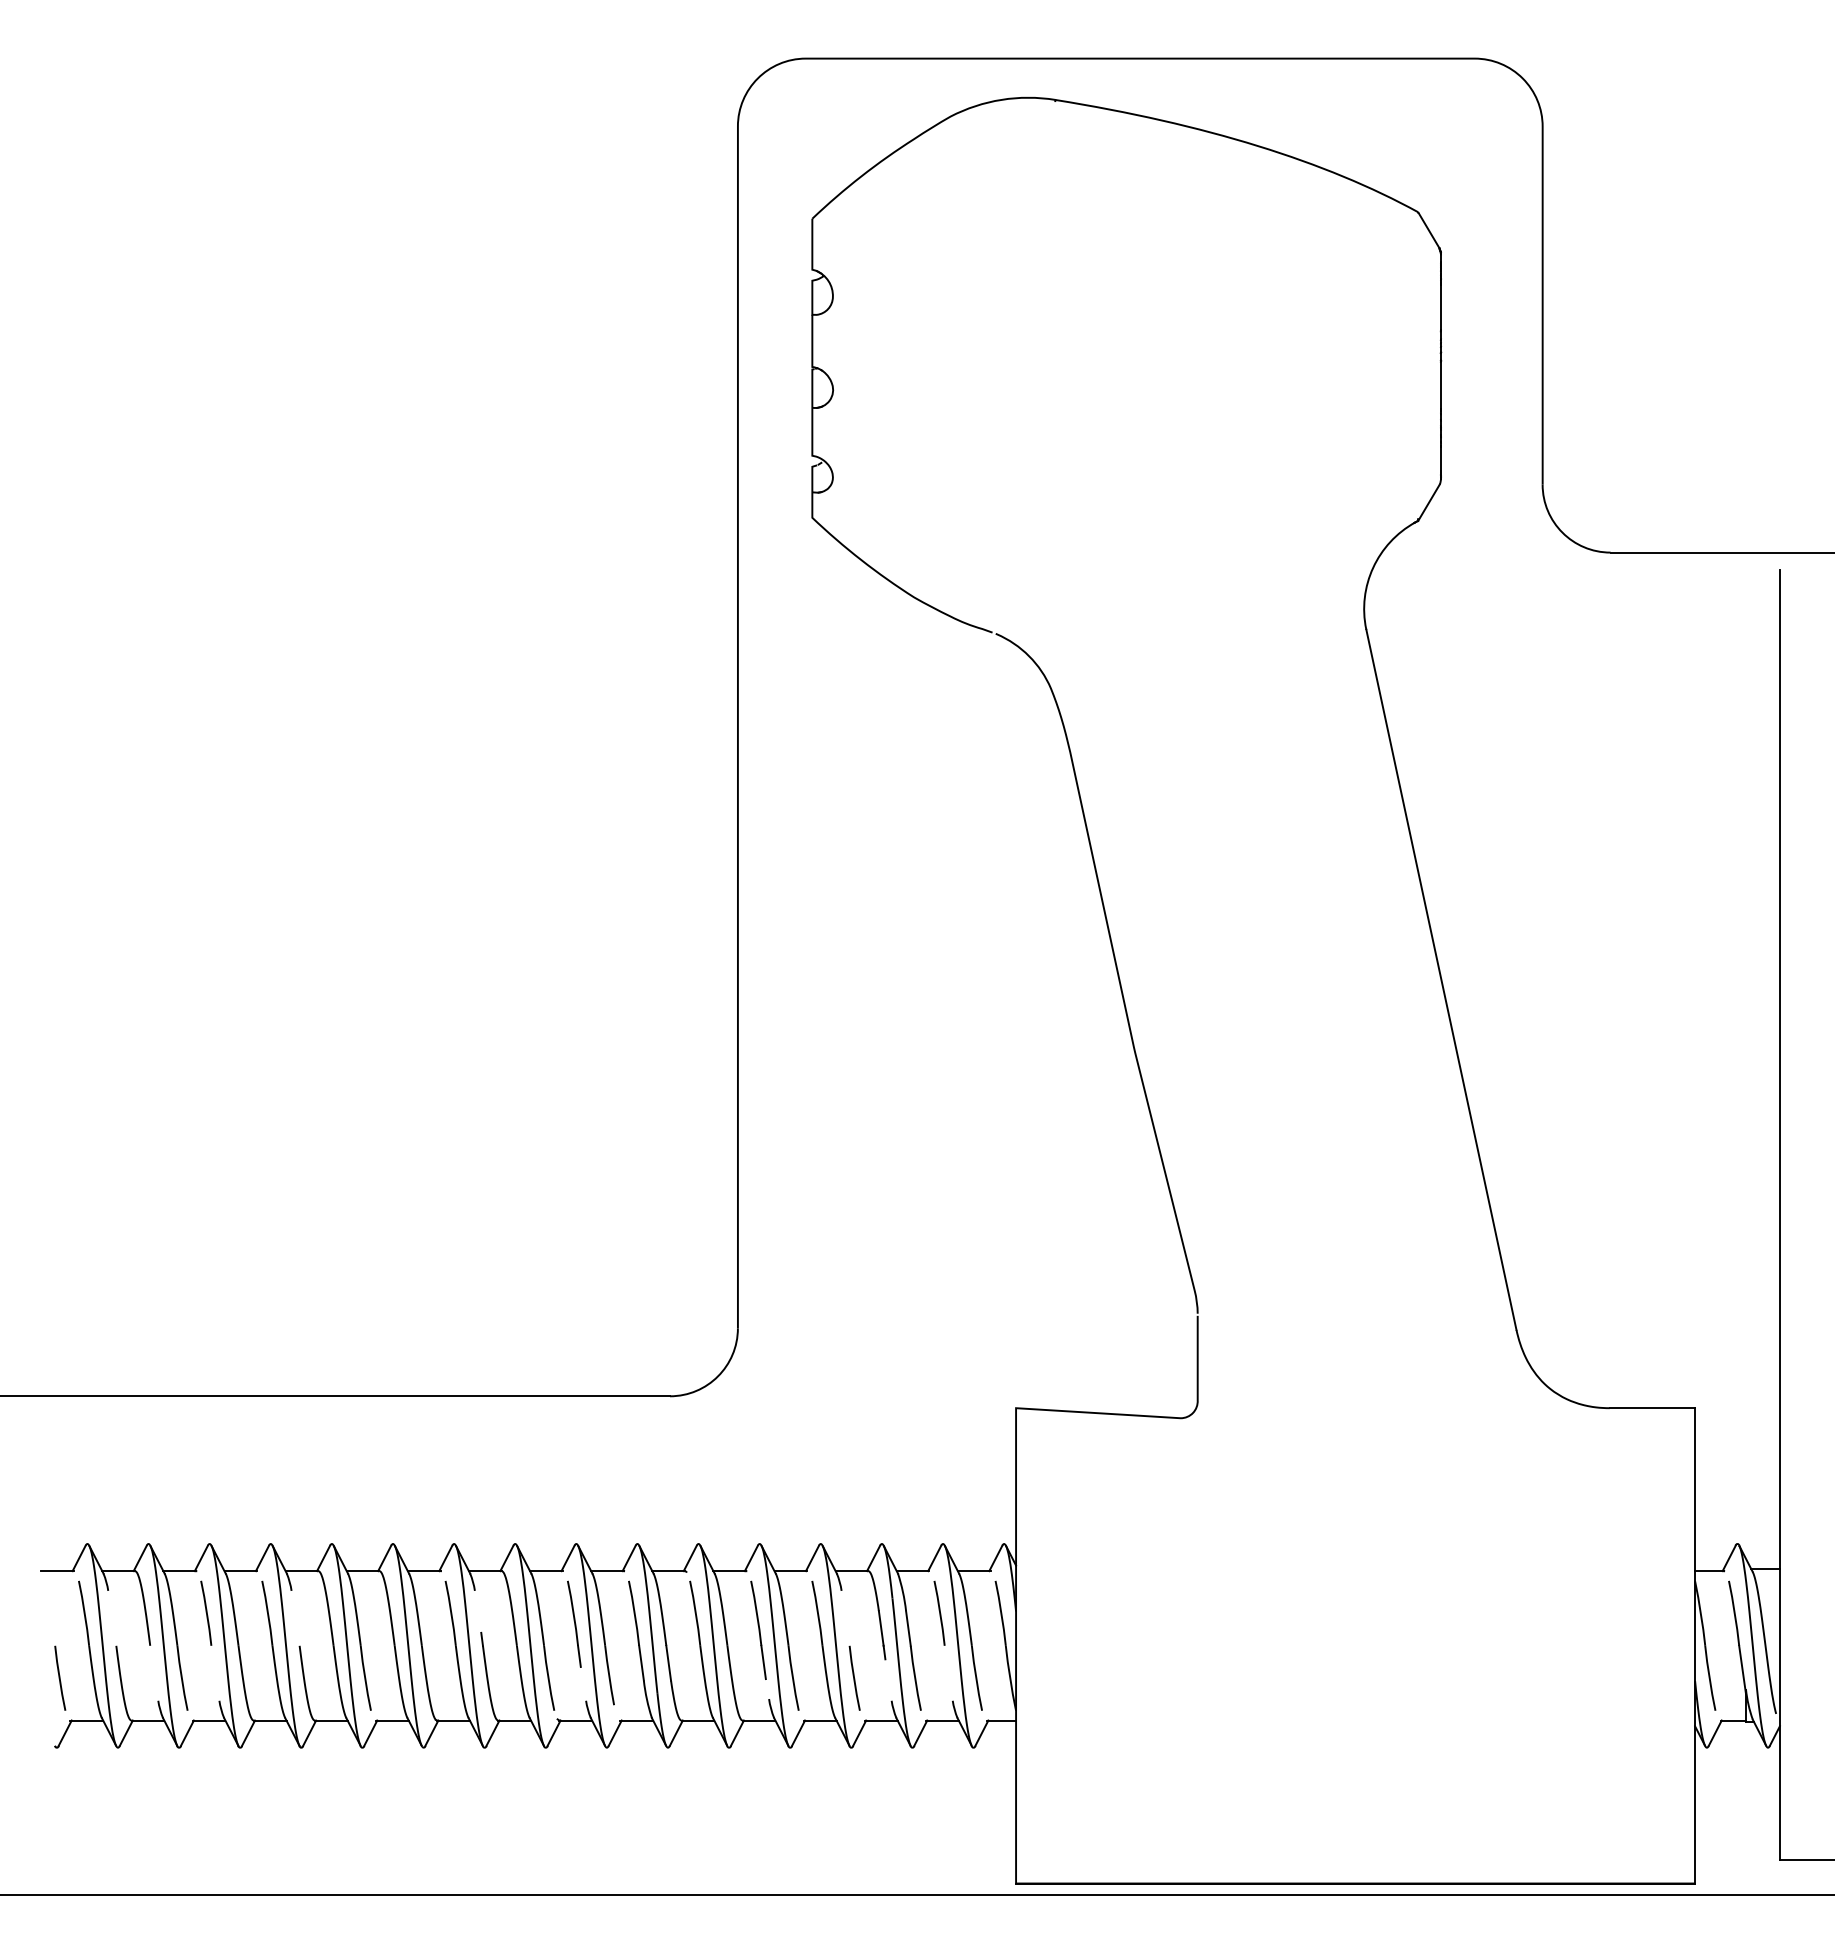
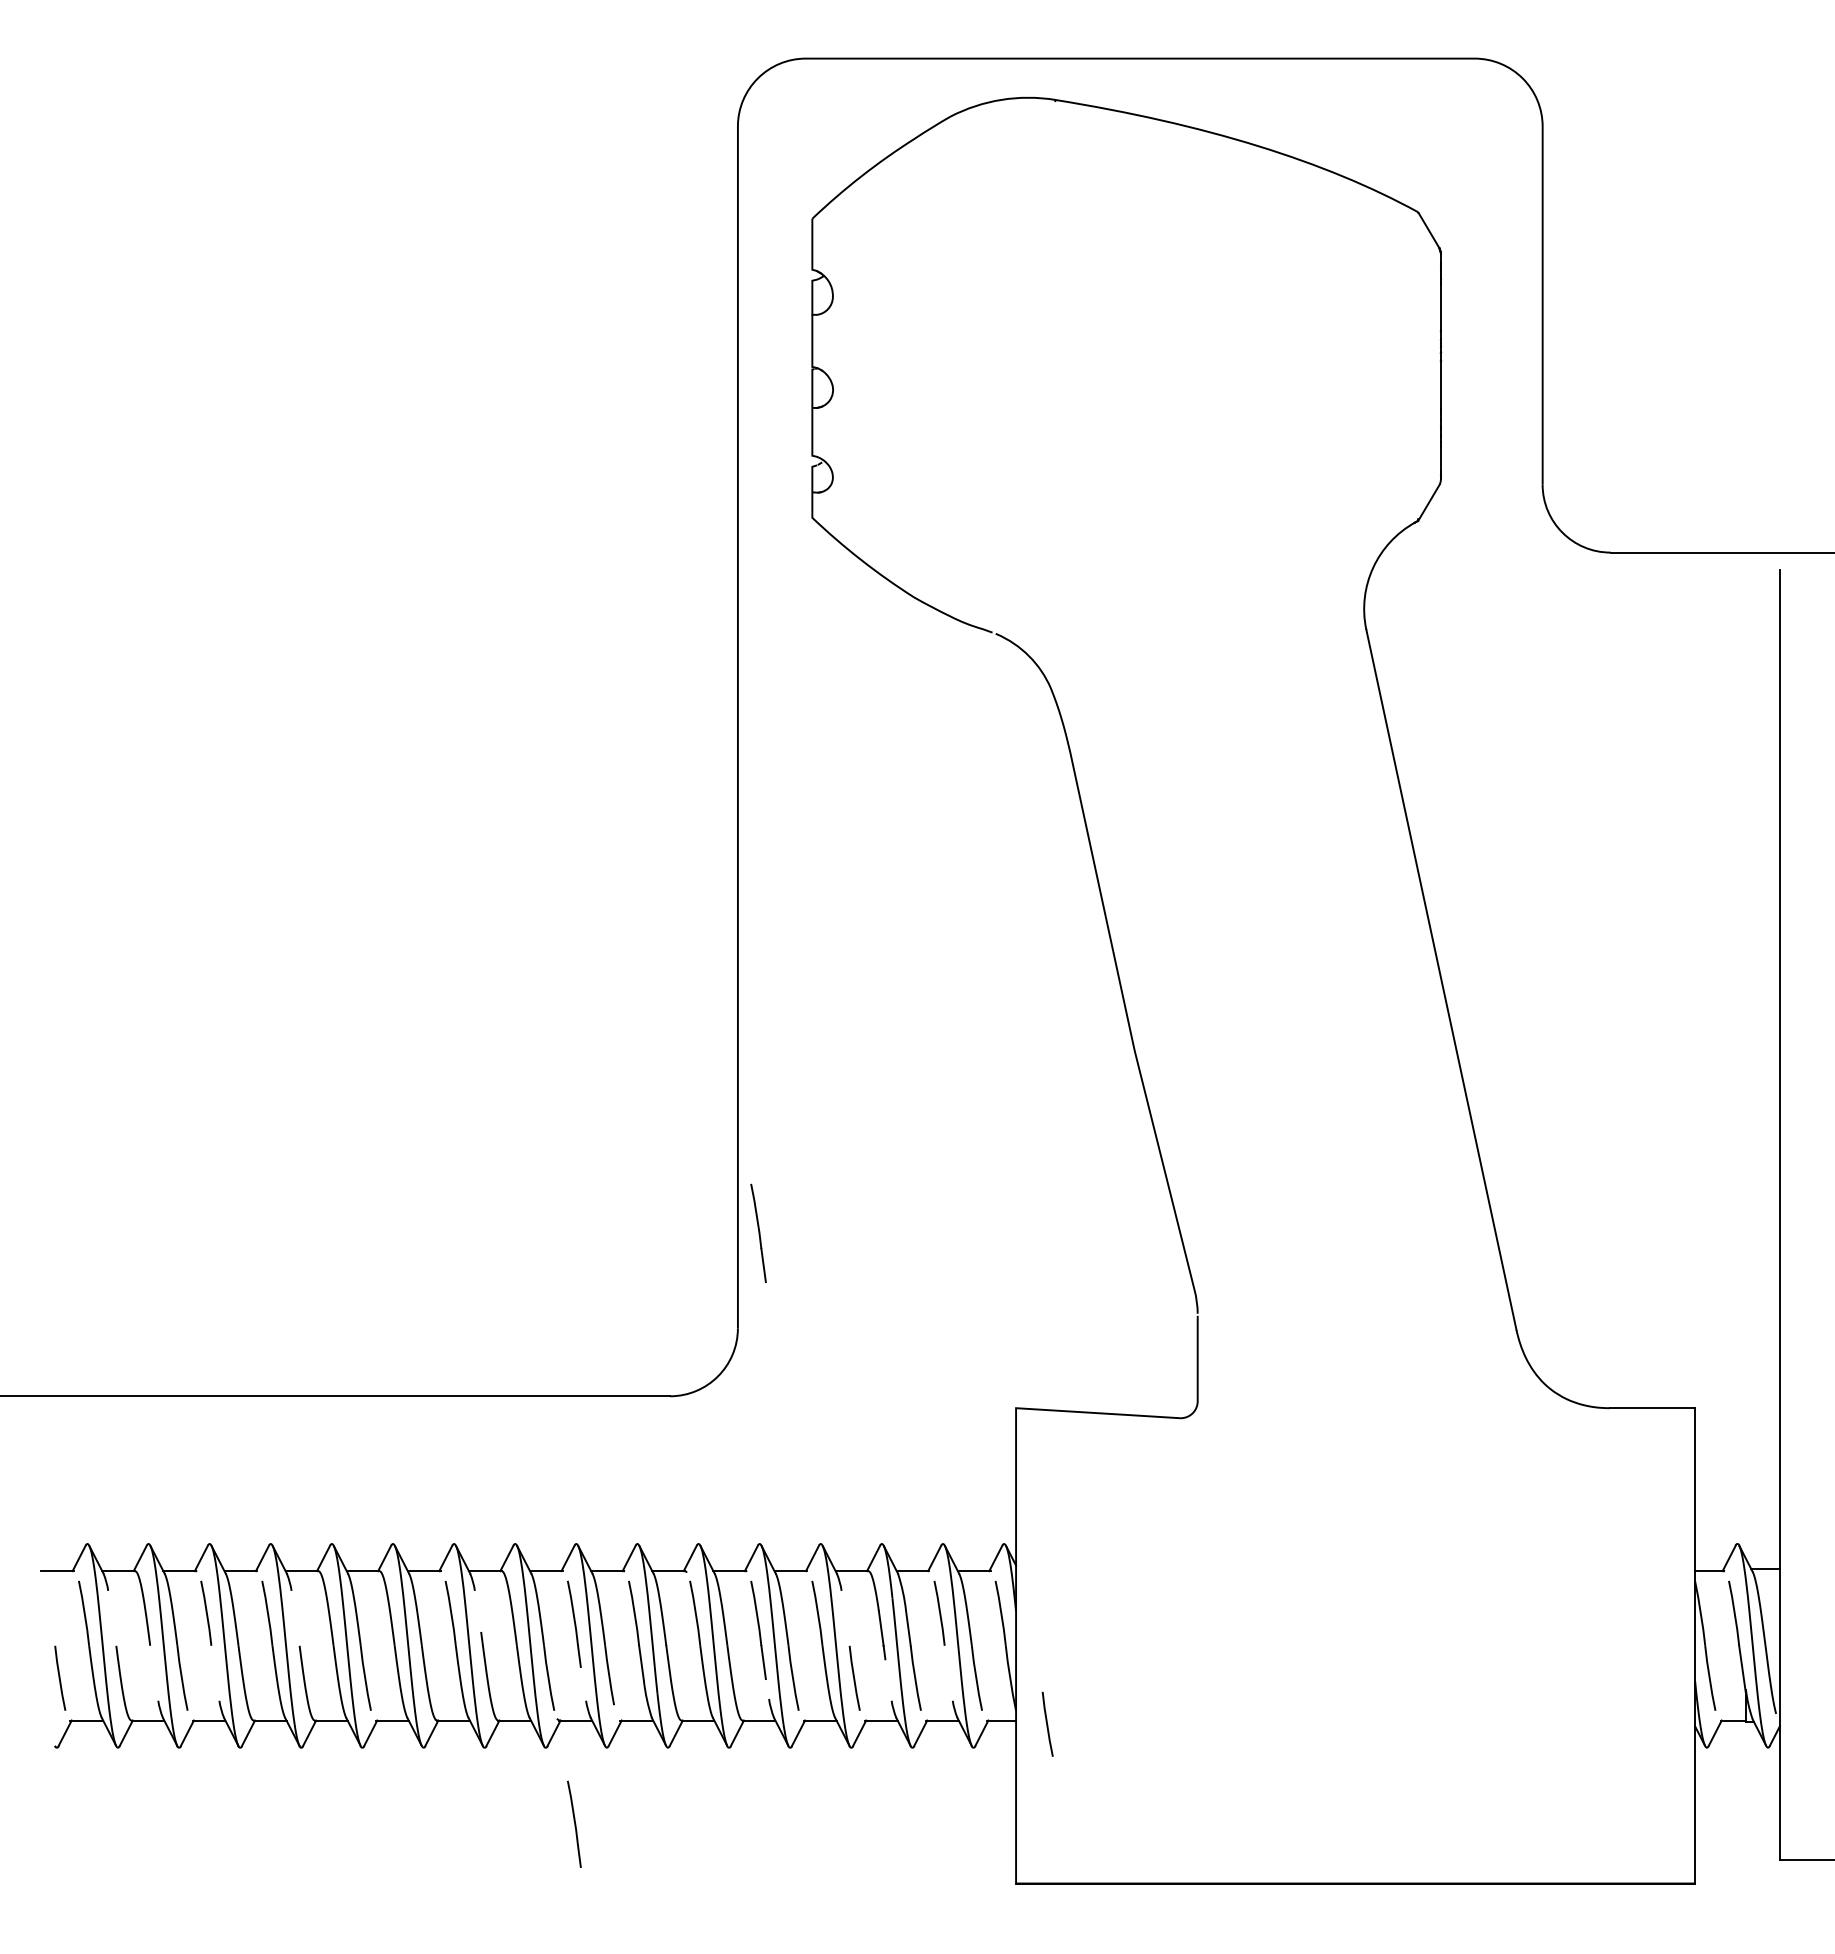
part: none -> present (758, 1232)
line: none -> present (1047, 1723)
line: none -> present (574, 1823)
line: present -> none (916, 1895)
